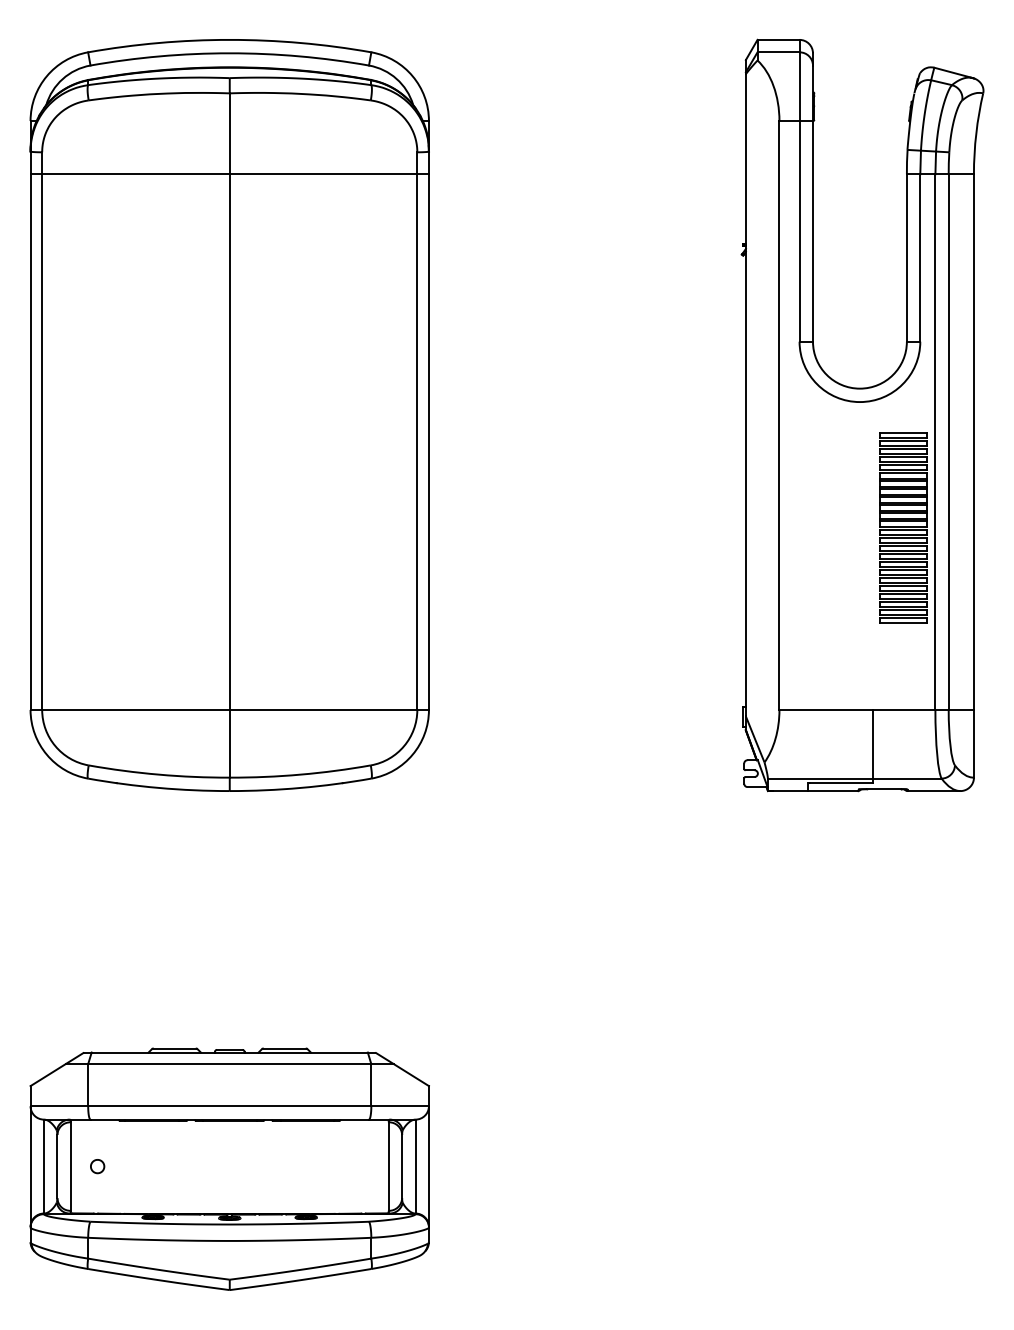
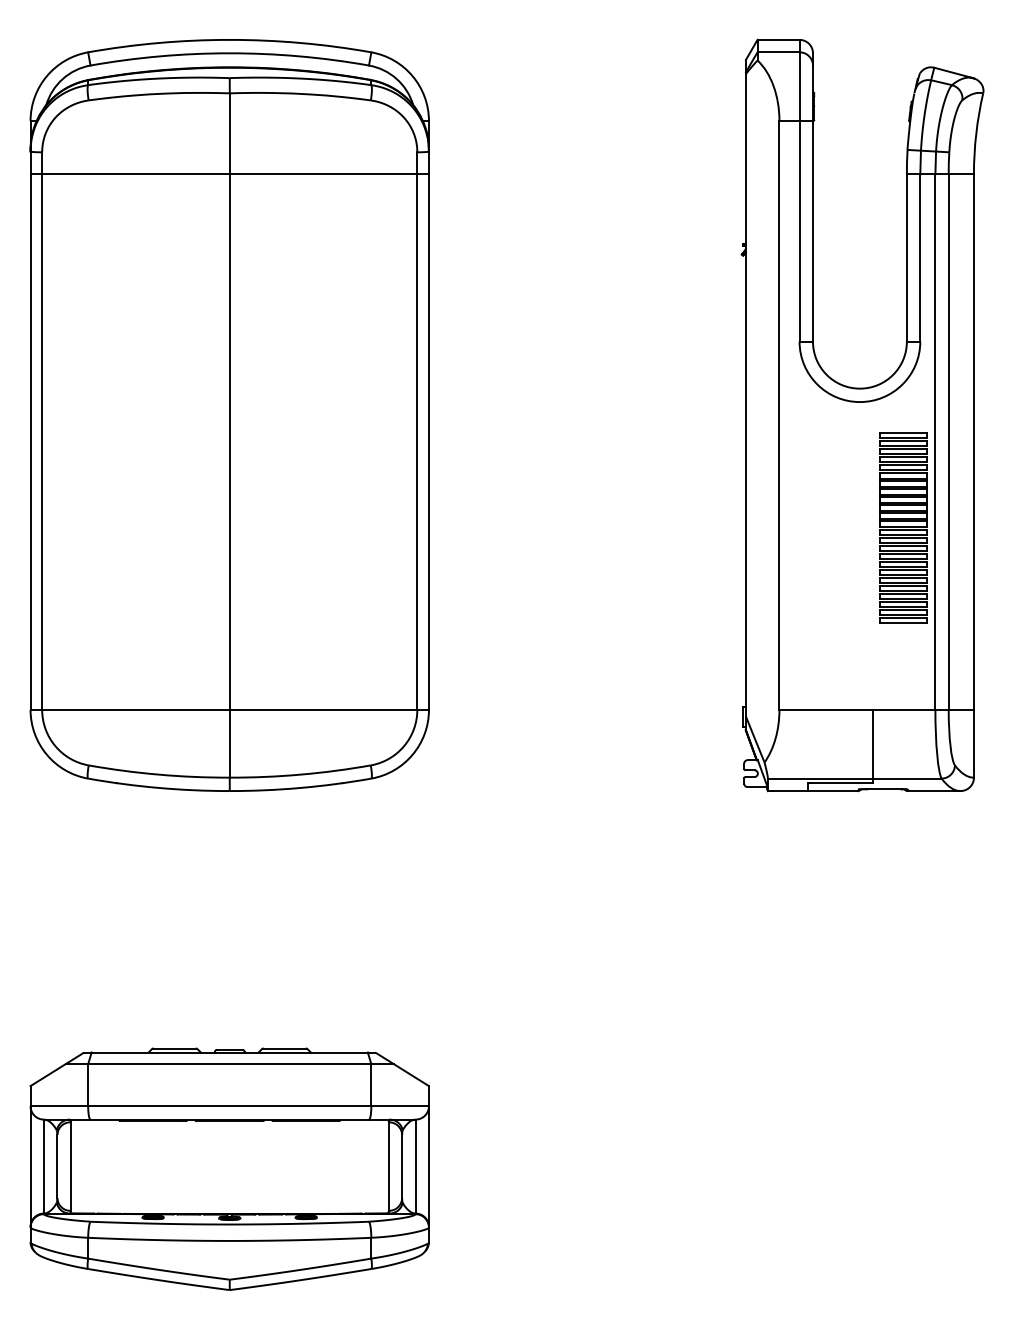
part: present -> none (97, 1166)
